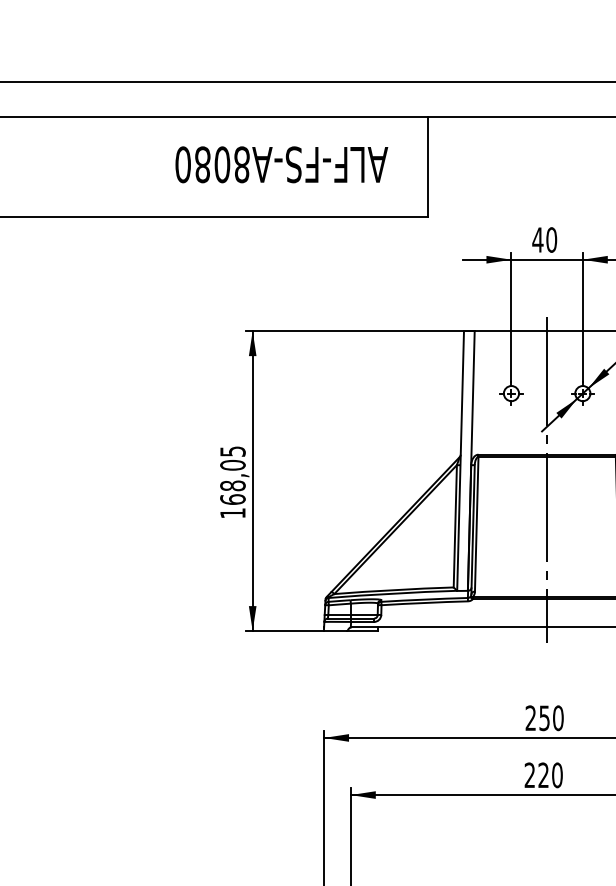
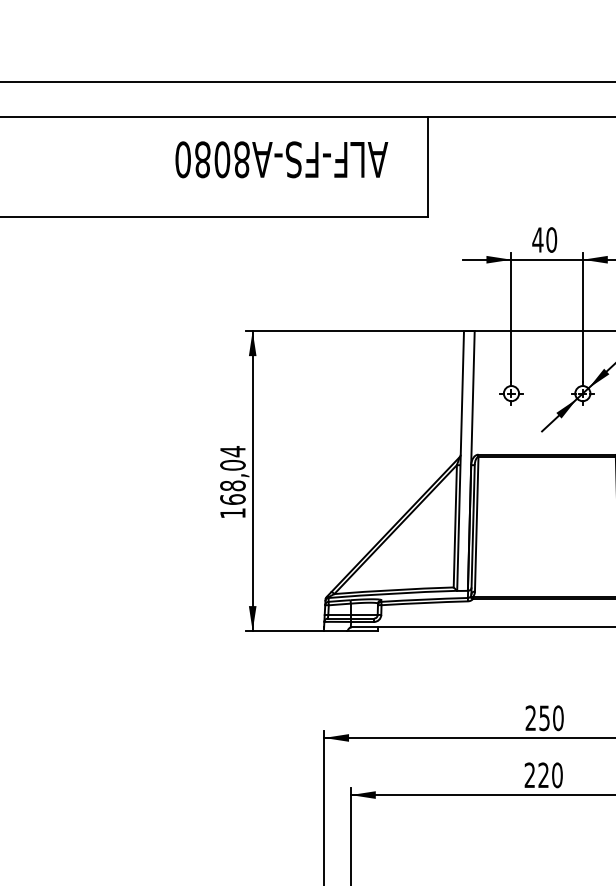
text position: (281, 164) -> (281, 159) (281, 159)
text: 168,05 -> 168,04 (232, 451)
line: present -> none (547, 479)
